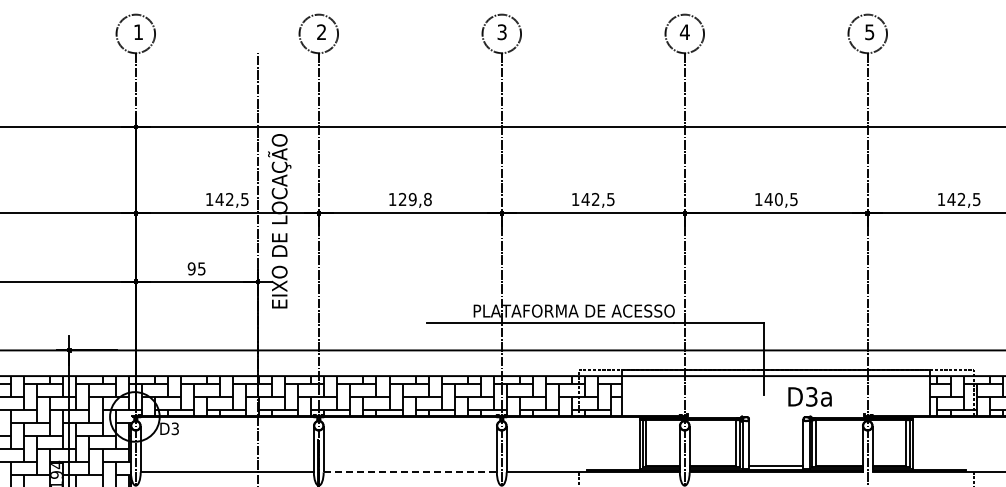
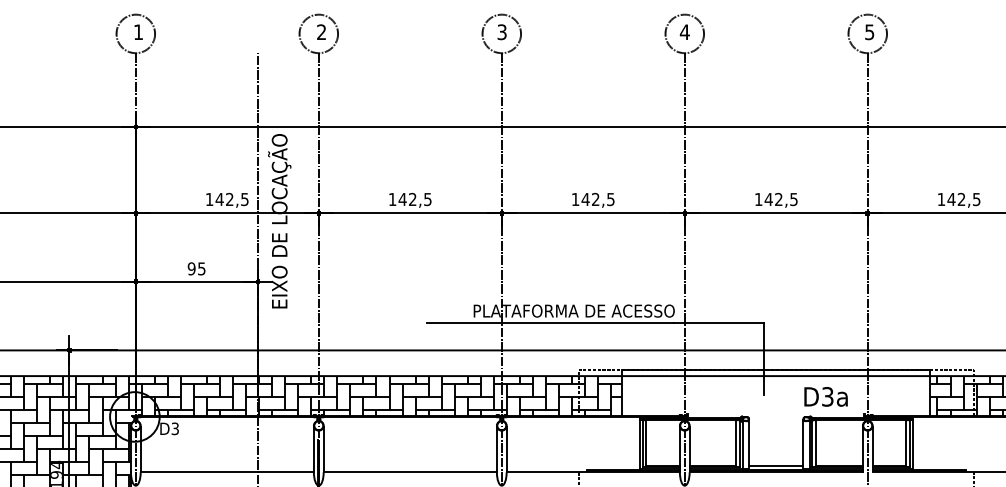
text: 129,8 -> 142,5 (414, 199)
text: 140,5 -> 142,5 (778, 199)
text position: (809, 396) -> (825, 396) (825, 396)
line: dashed -> solid (410, 472)
